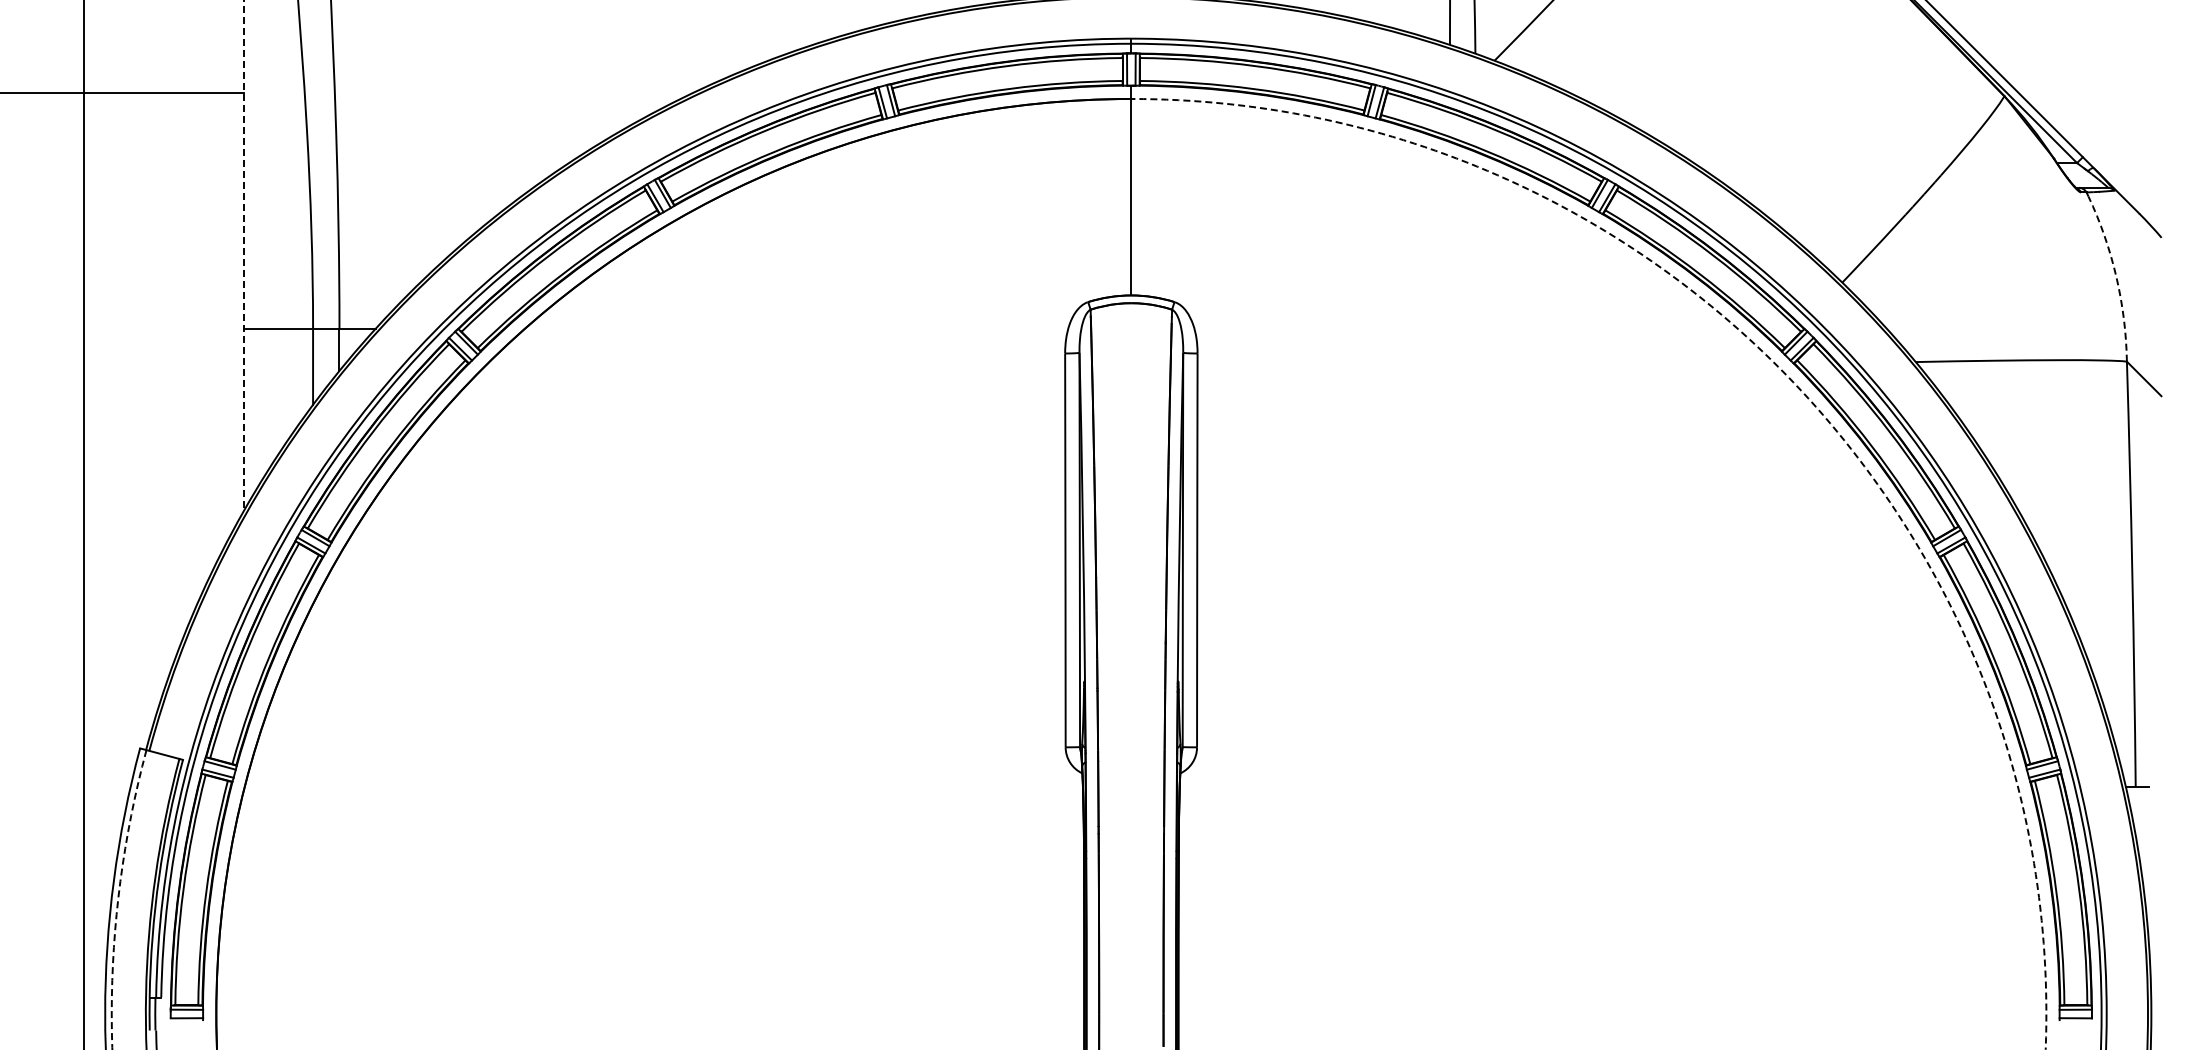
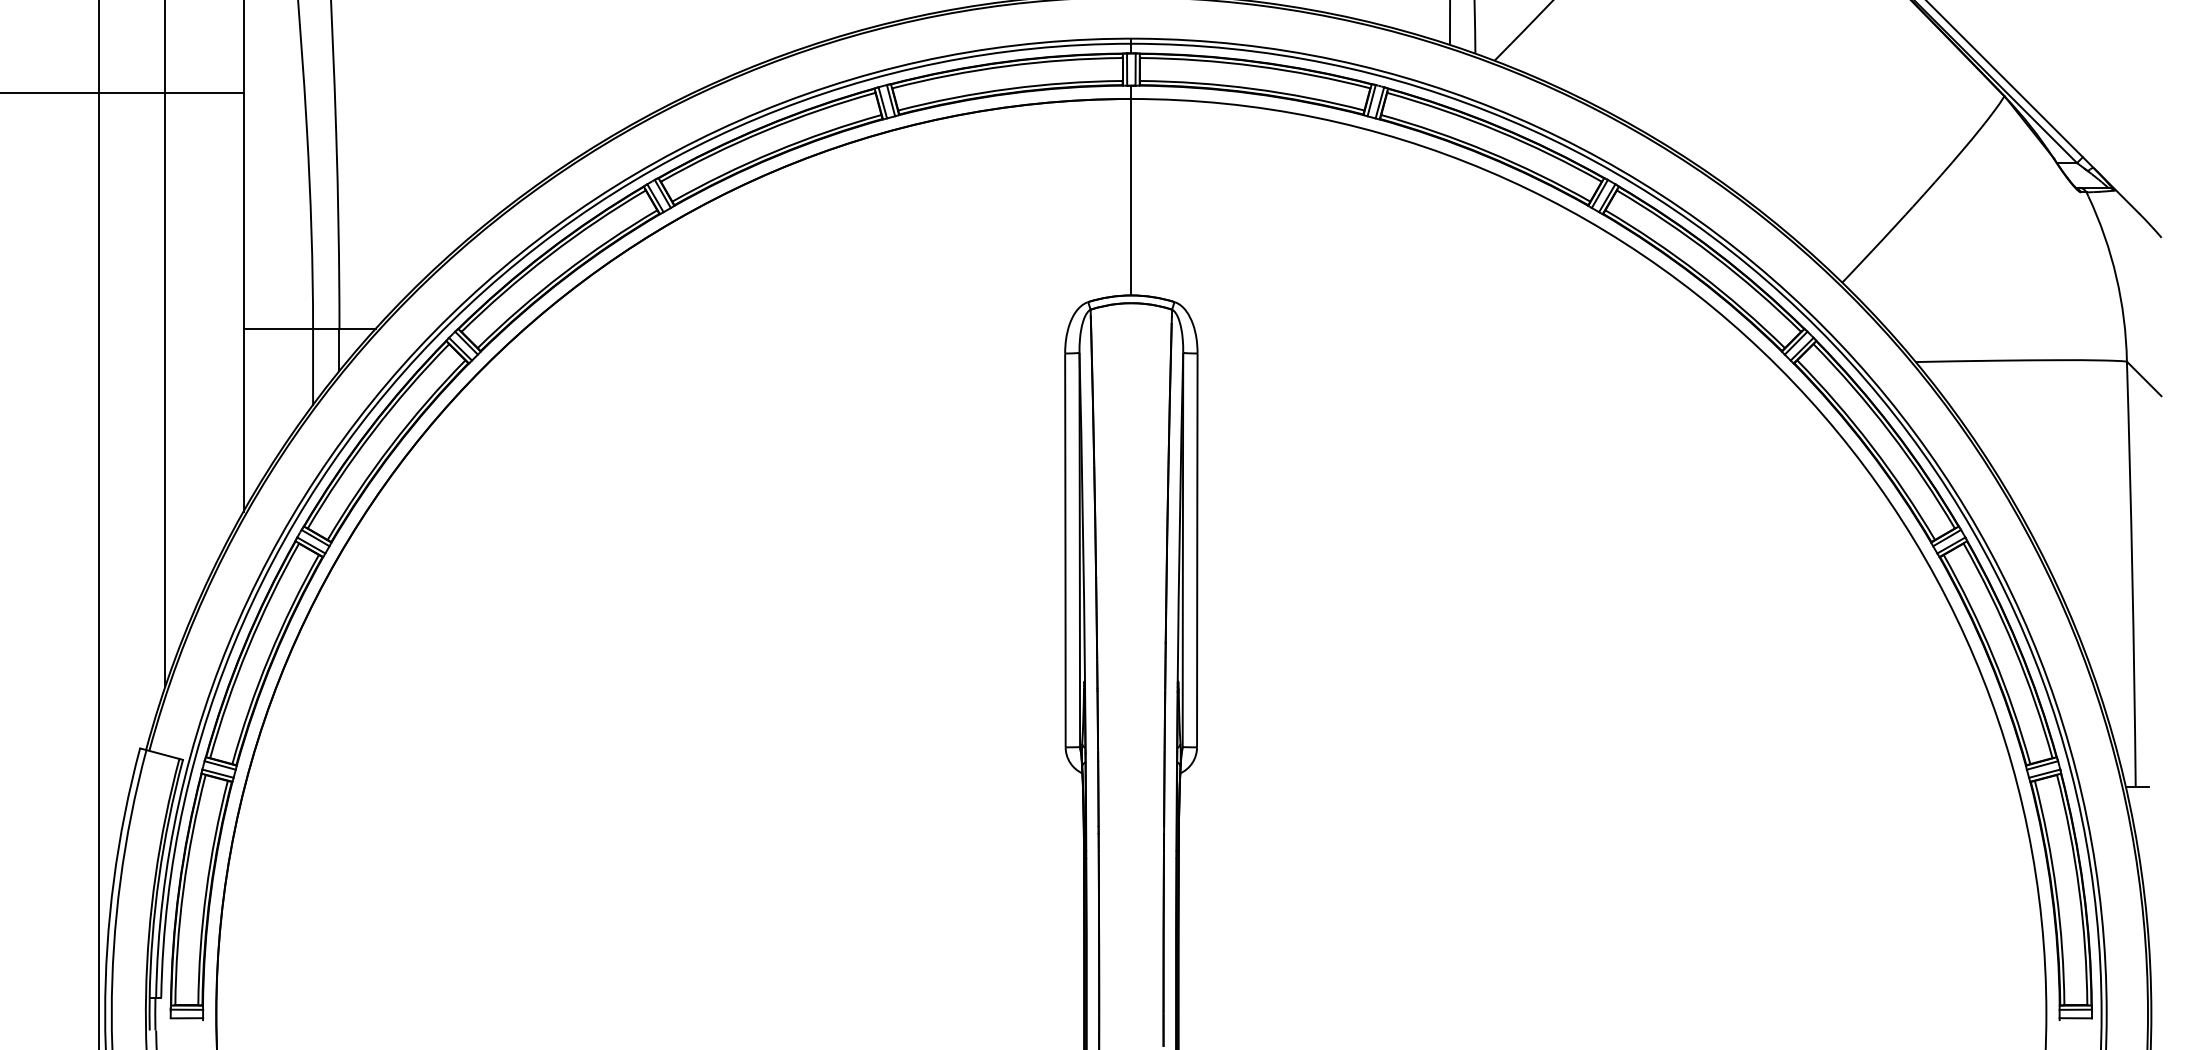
line: dashed -> solid (243, 255)
arc: dashed -> solid (2116, 277)
line: none -> present (165, 344)
arc: dashed -> solid (1790, 380)
line position: (84, 524) -> (99, 524) (99, 524)
arc: dashed -> solid (118, 899)
